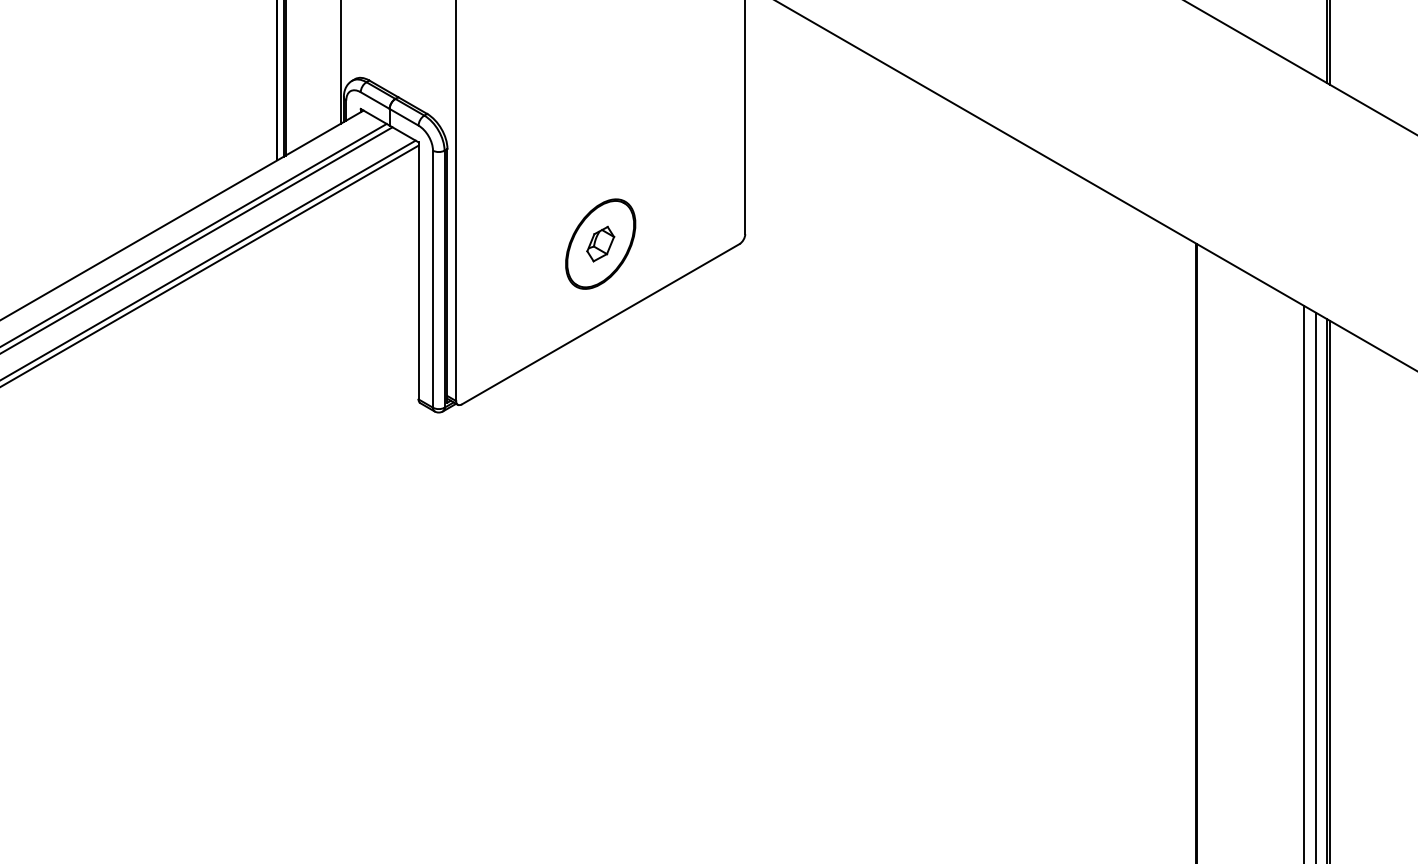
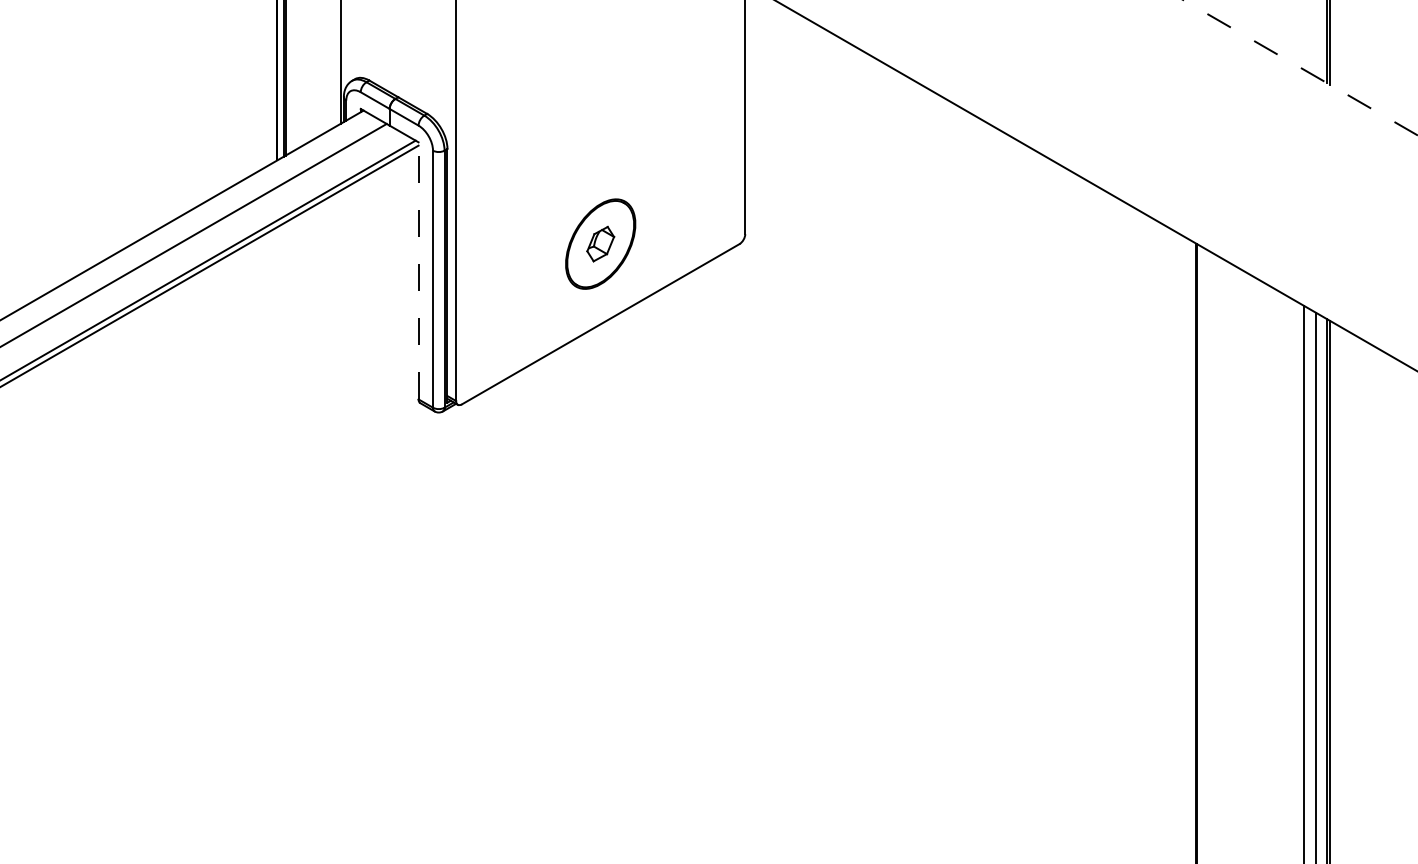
line: solid -> dashed (1300, 67)
line: present -> none (197, 239)
line: solid -> dashed (418, 270)
